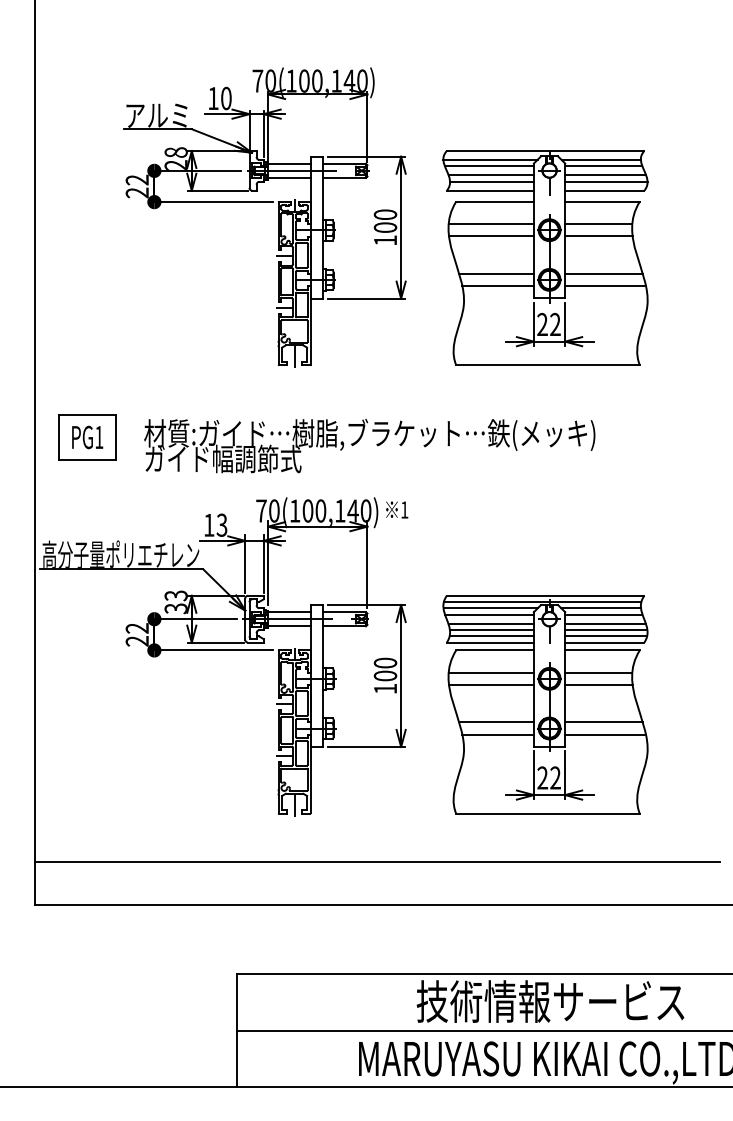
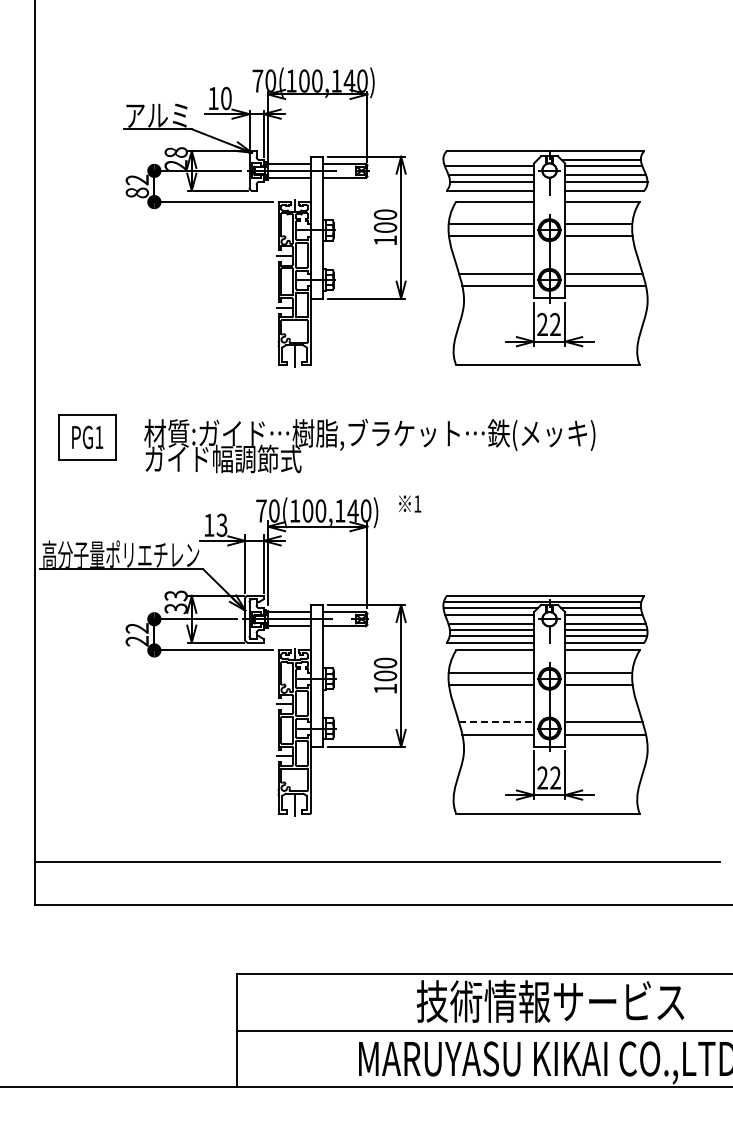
line: present -> none (490, 159)
text: 22 -> 82 (136, 192)
text position: (397, 509) -> (410, 503) (410, 503)
line: solid -> dashed (497, 722)
